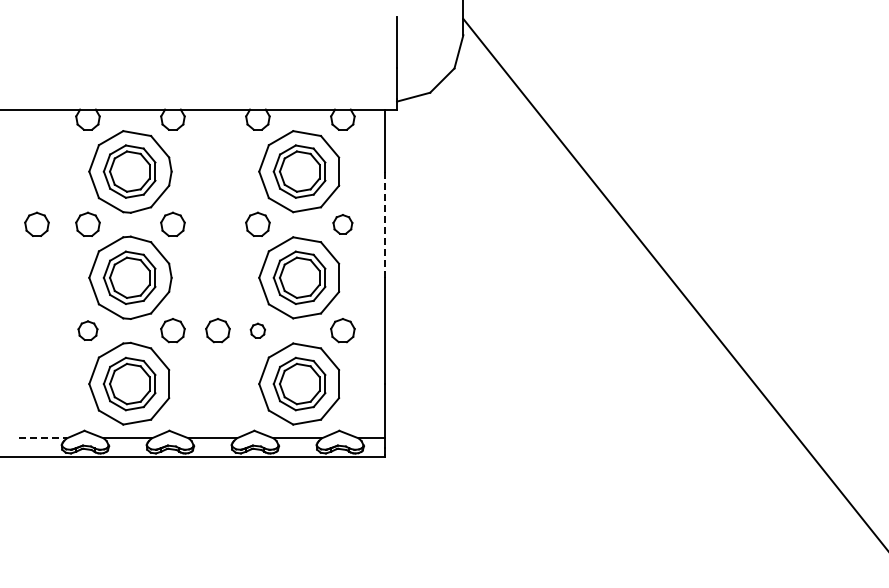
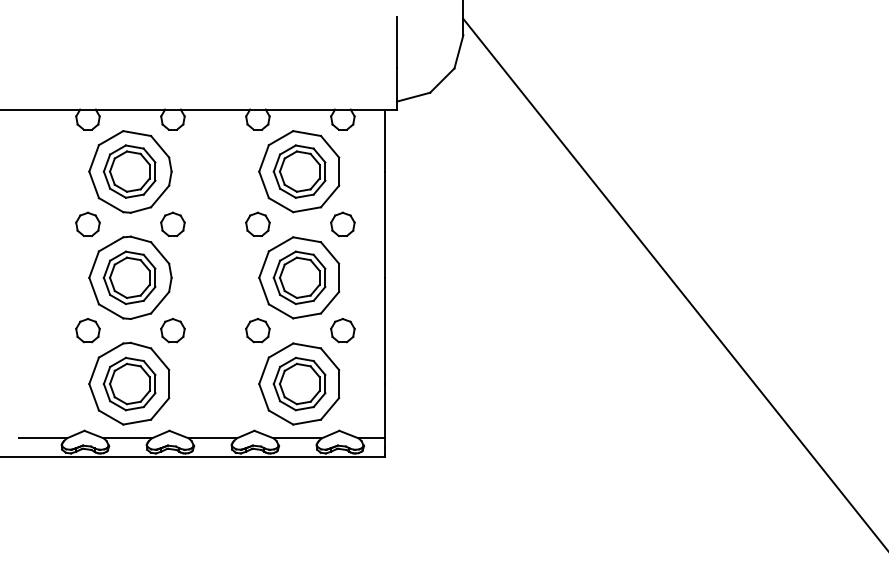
part: present -> none (36, 223)
part size: 22x21 px -> 26x26 px (342, 223)
line: dashed -> solid (385, 224)
part size: 22x21 px -> 26x26 px (87, 330)
part: present -> none (217, 330)
part size: 17x17 px -> 26x26 px (257, 330)
line: dashed -> solid (42, 438)
